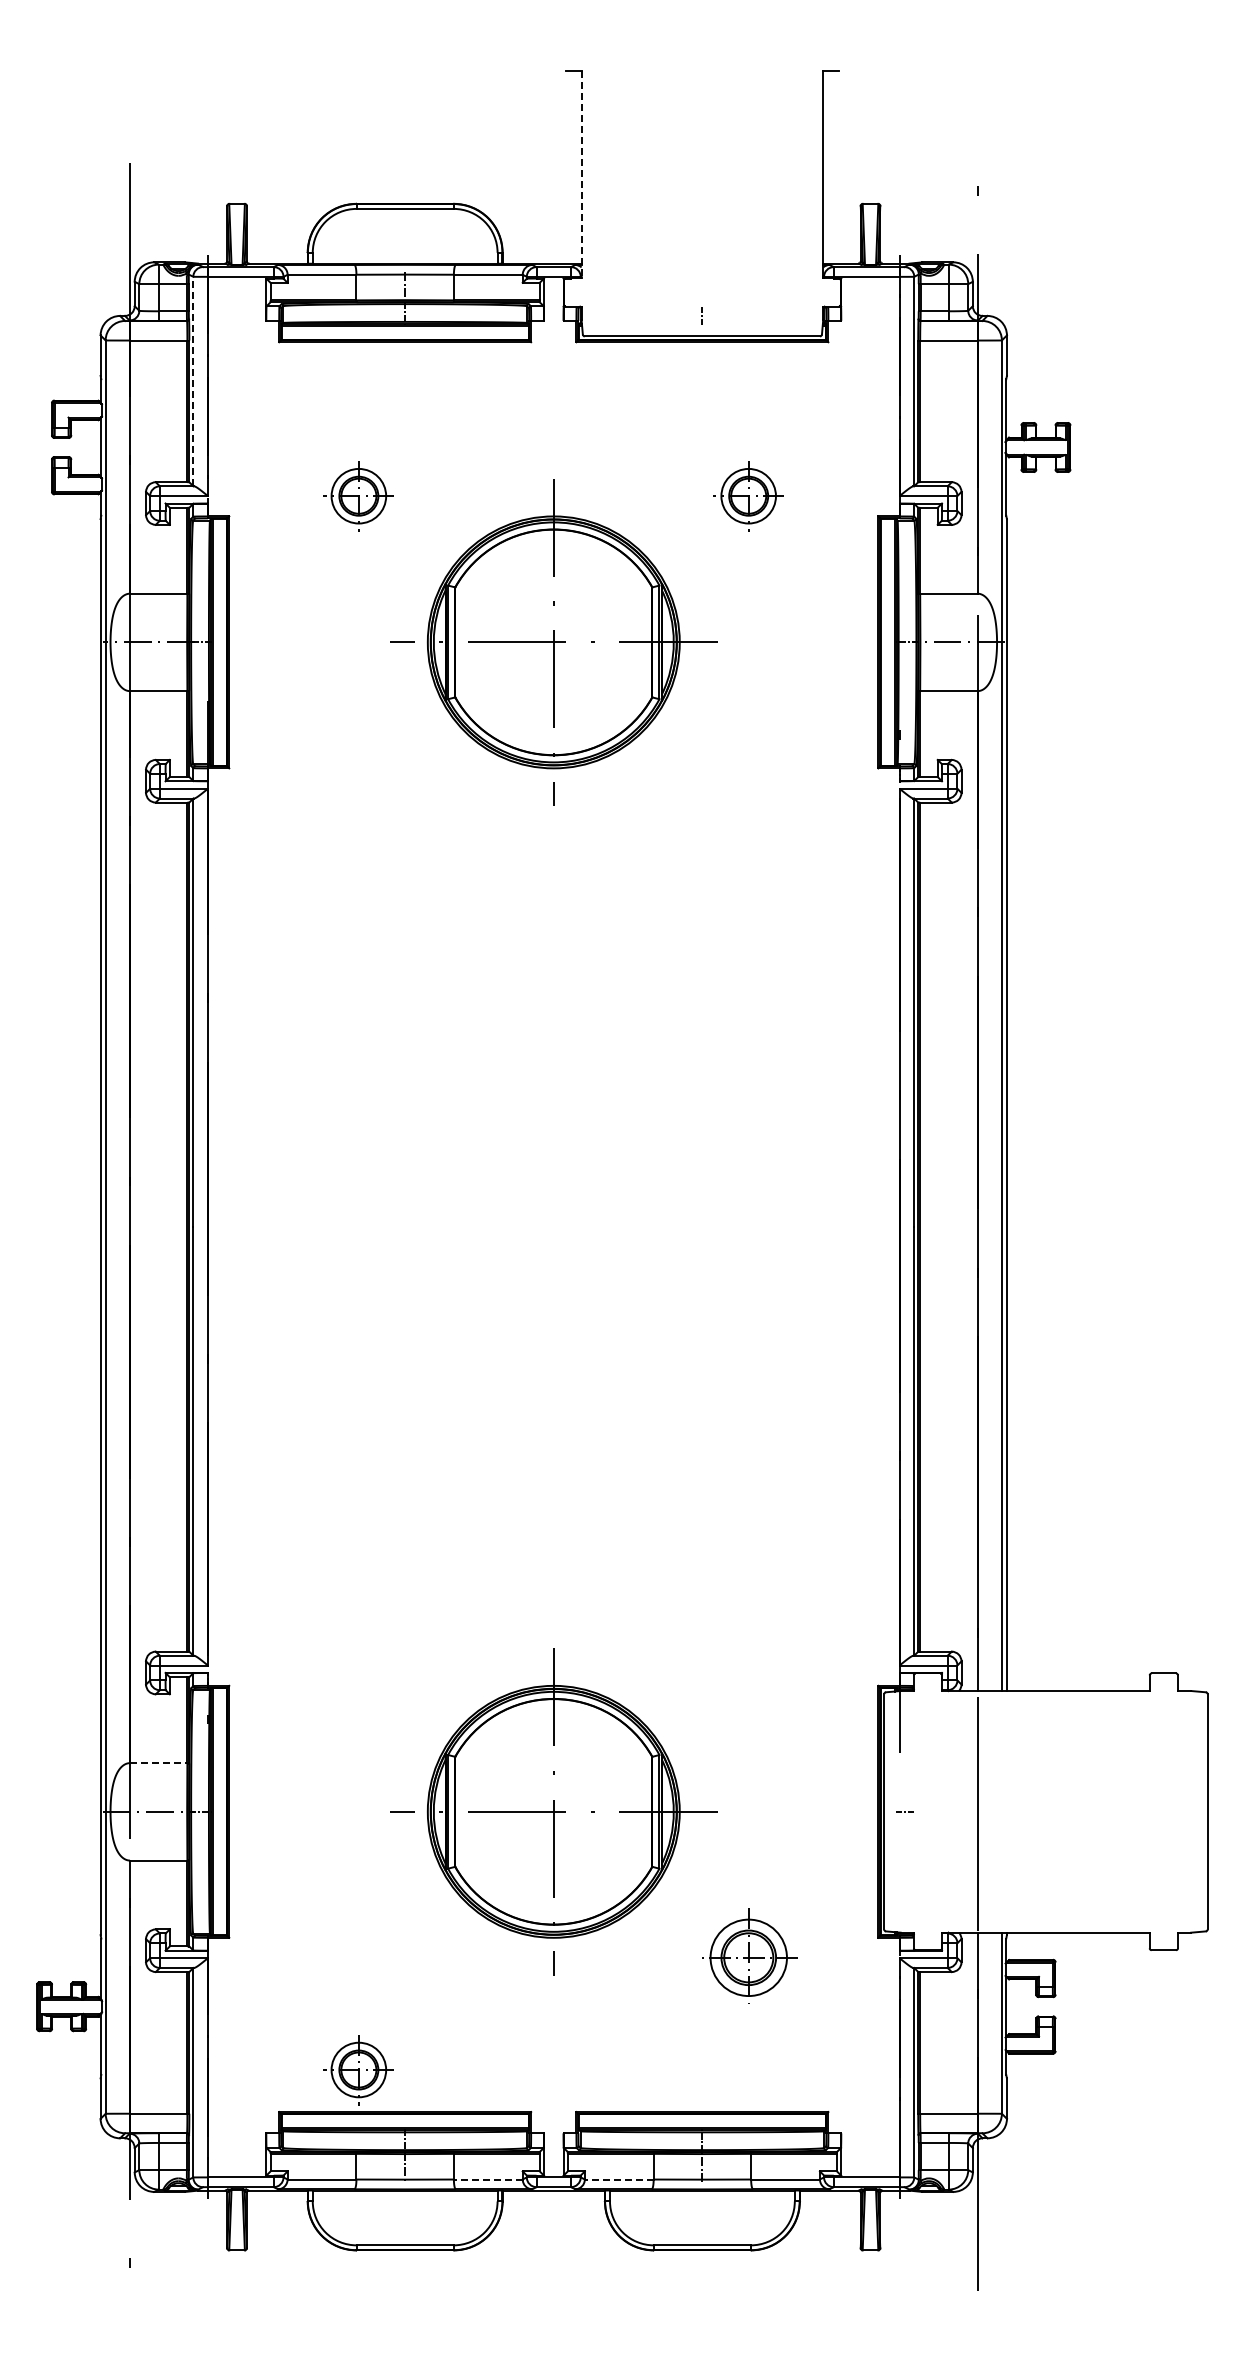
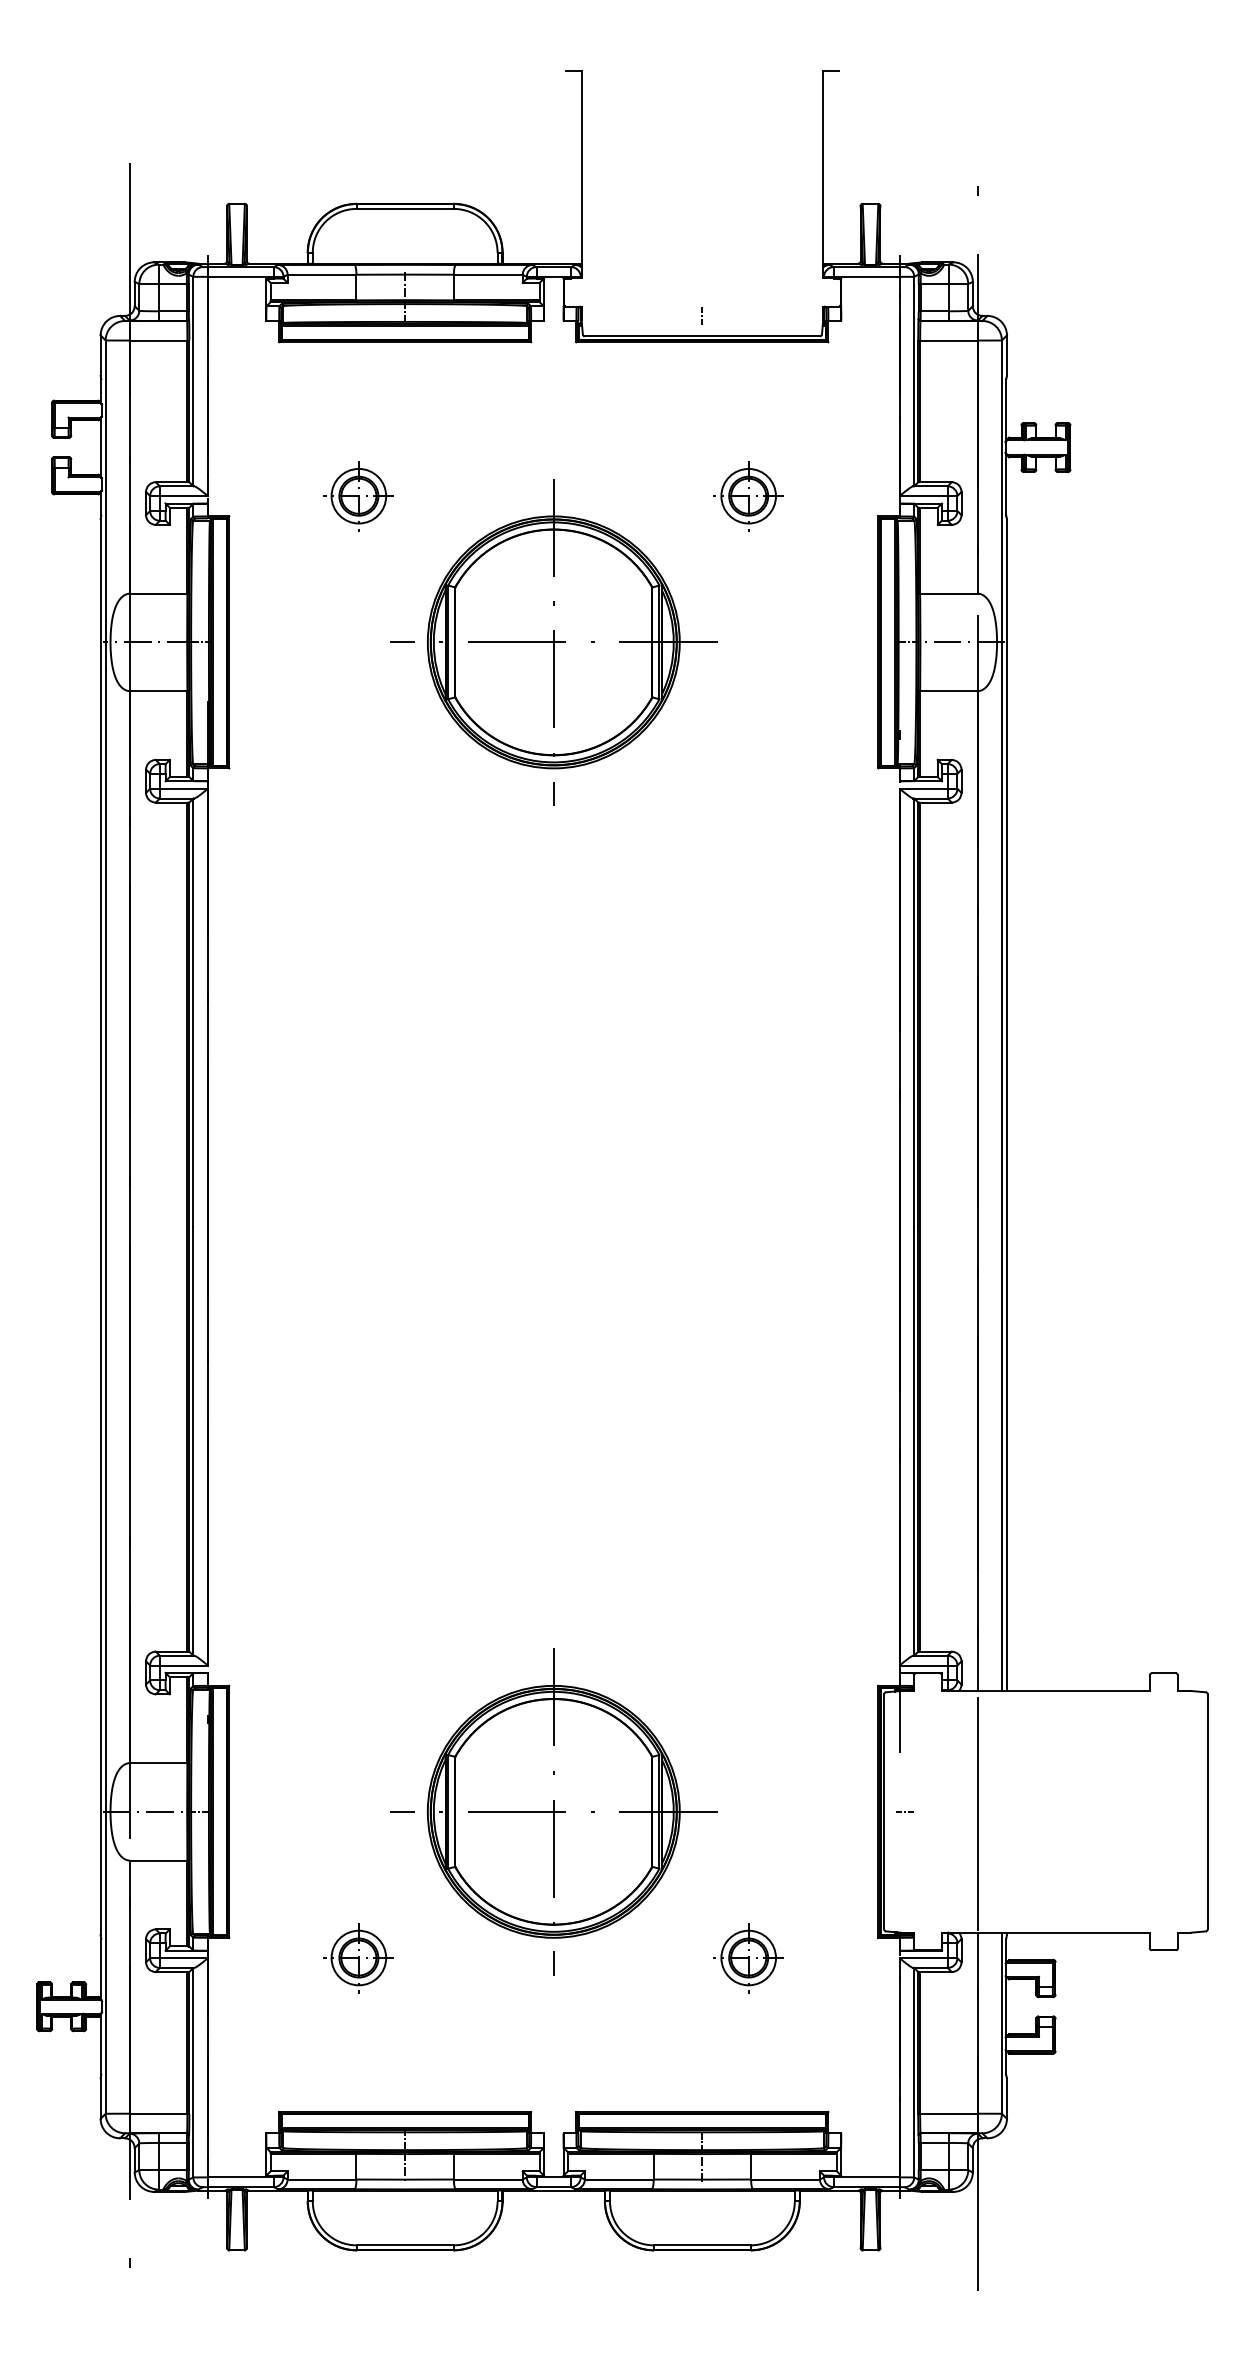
line: dashed -> solid (581, 174)
line: dashed -> solid (193, 381)
line: dashed -> solid (158, 1763)
part size: 96x96 px -> 71x71 px (748, 1958)
part position: (358, 2070) -> (358, 1958) (358, 1958)
line: dashed -> solid (487, 2179)
line: dashed -> solid (618, 2179)
